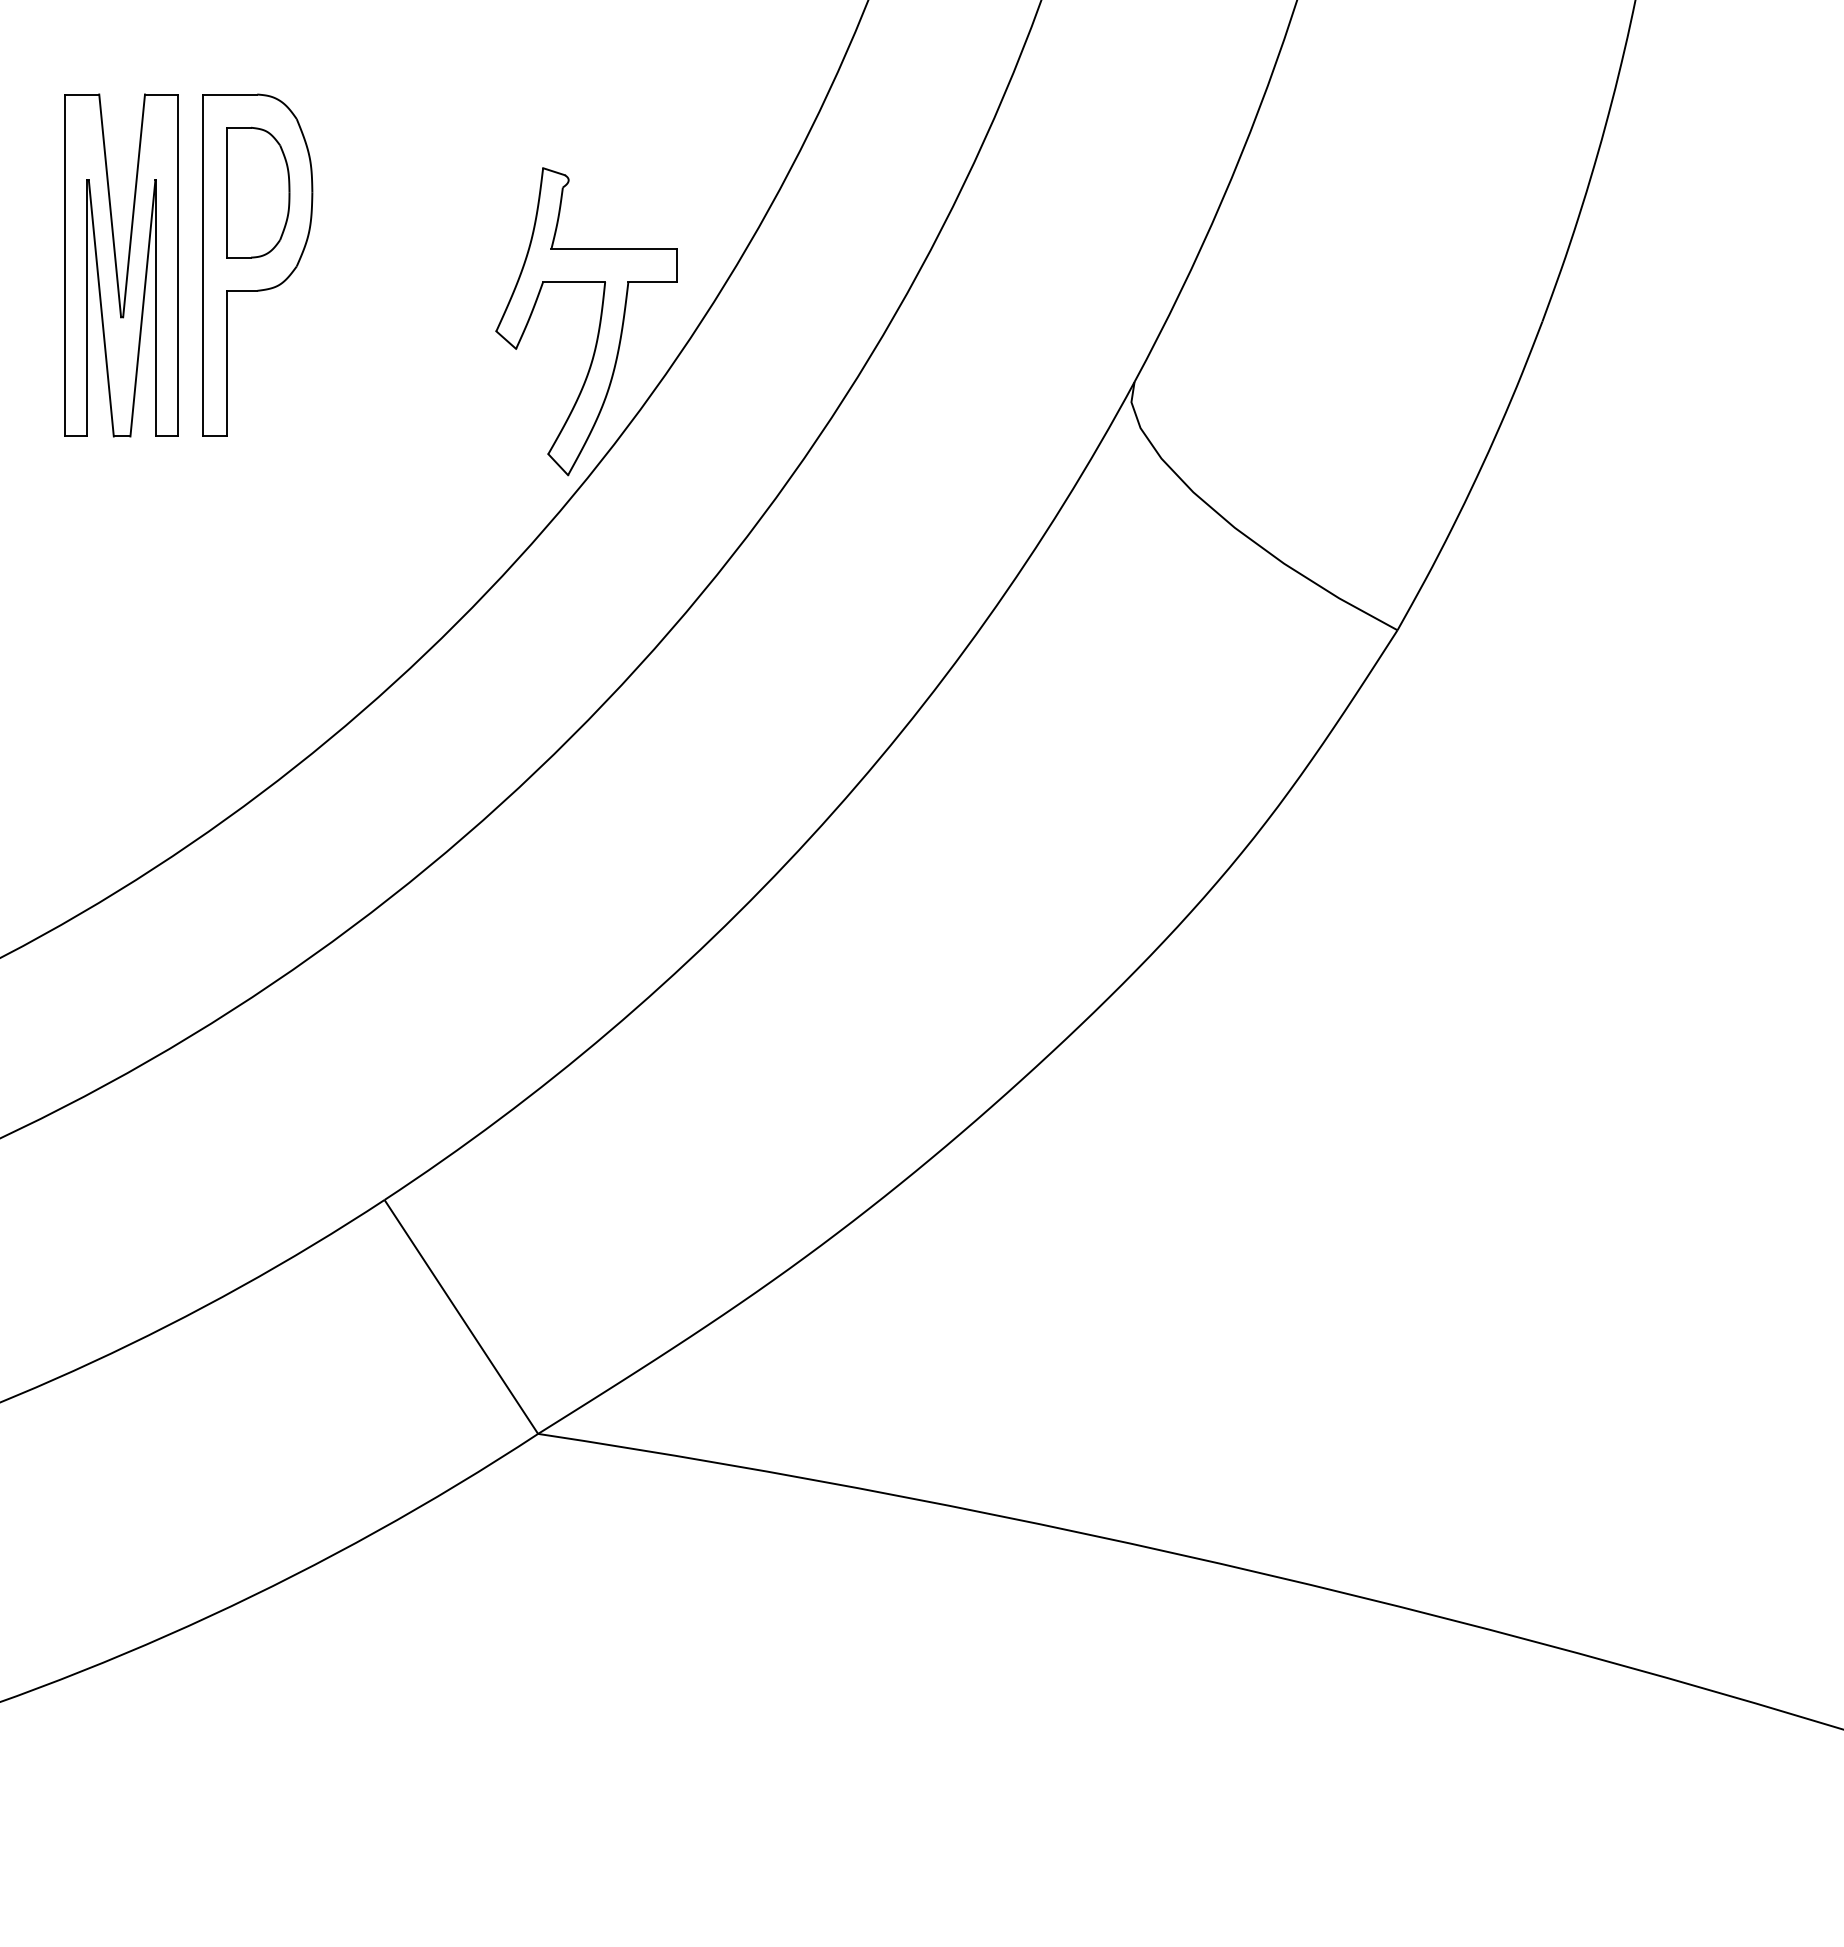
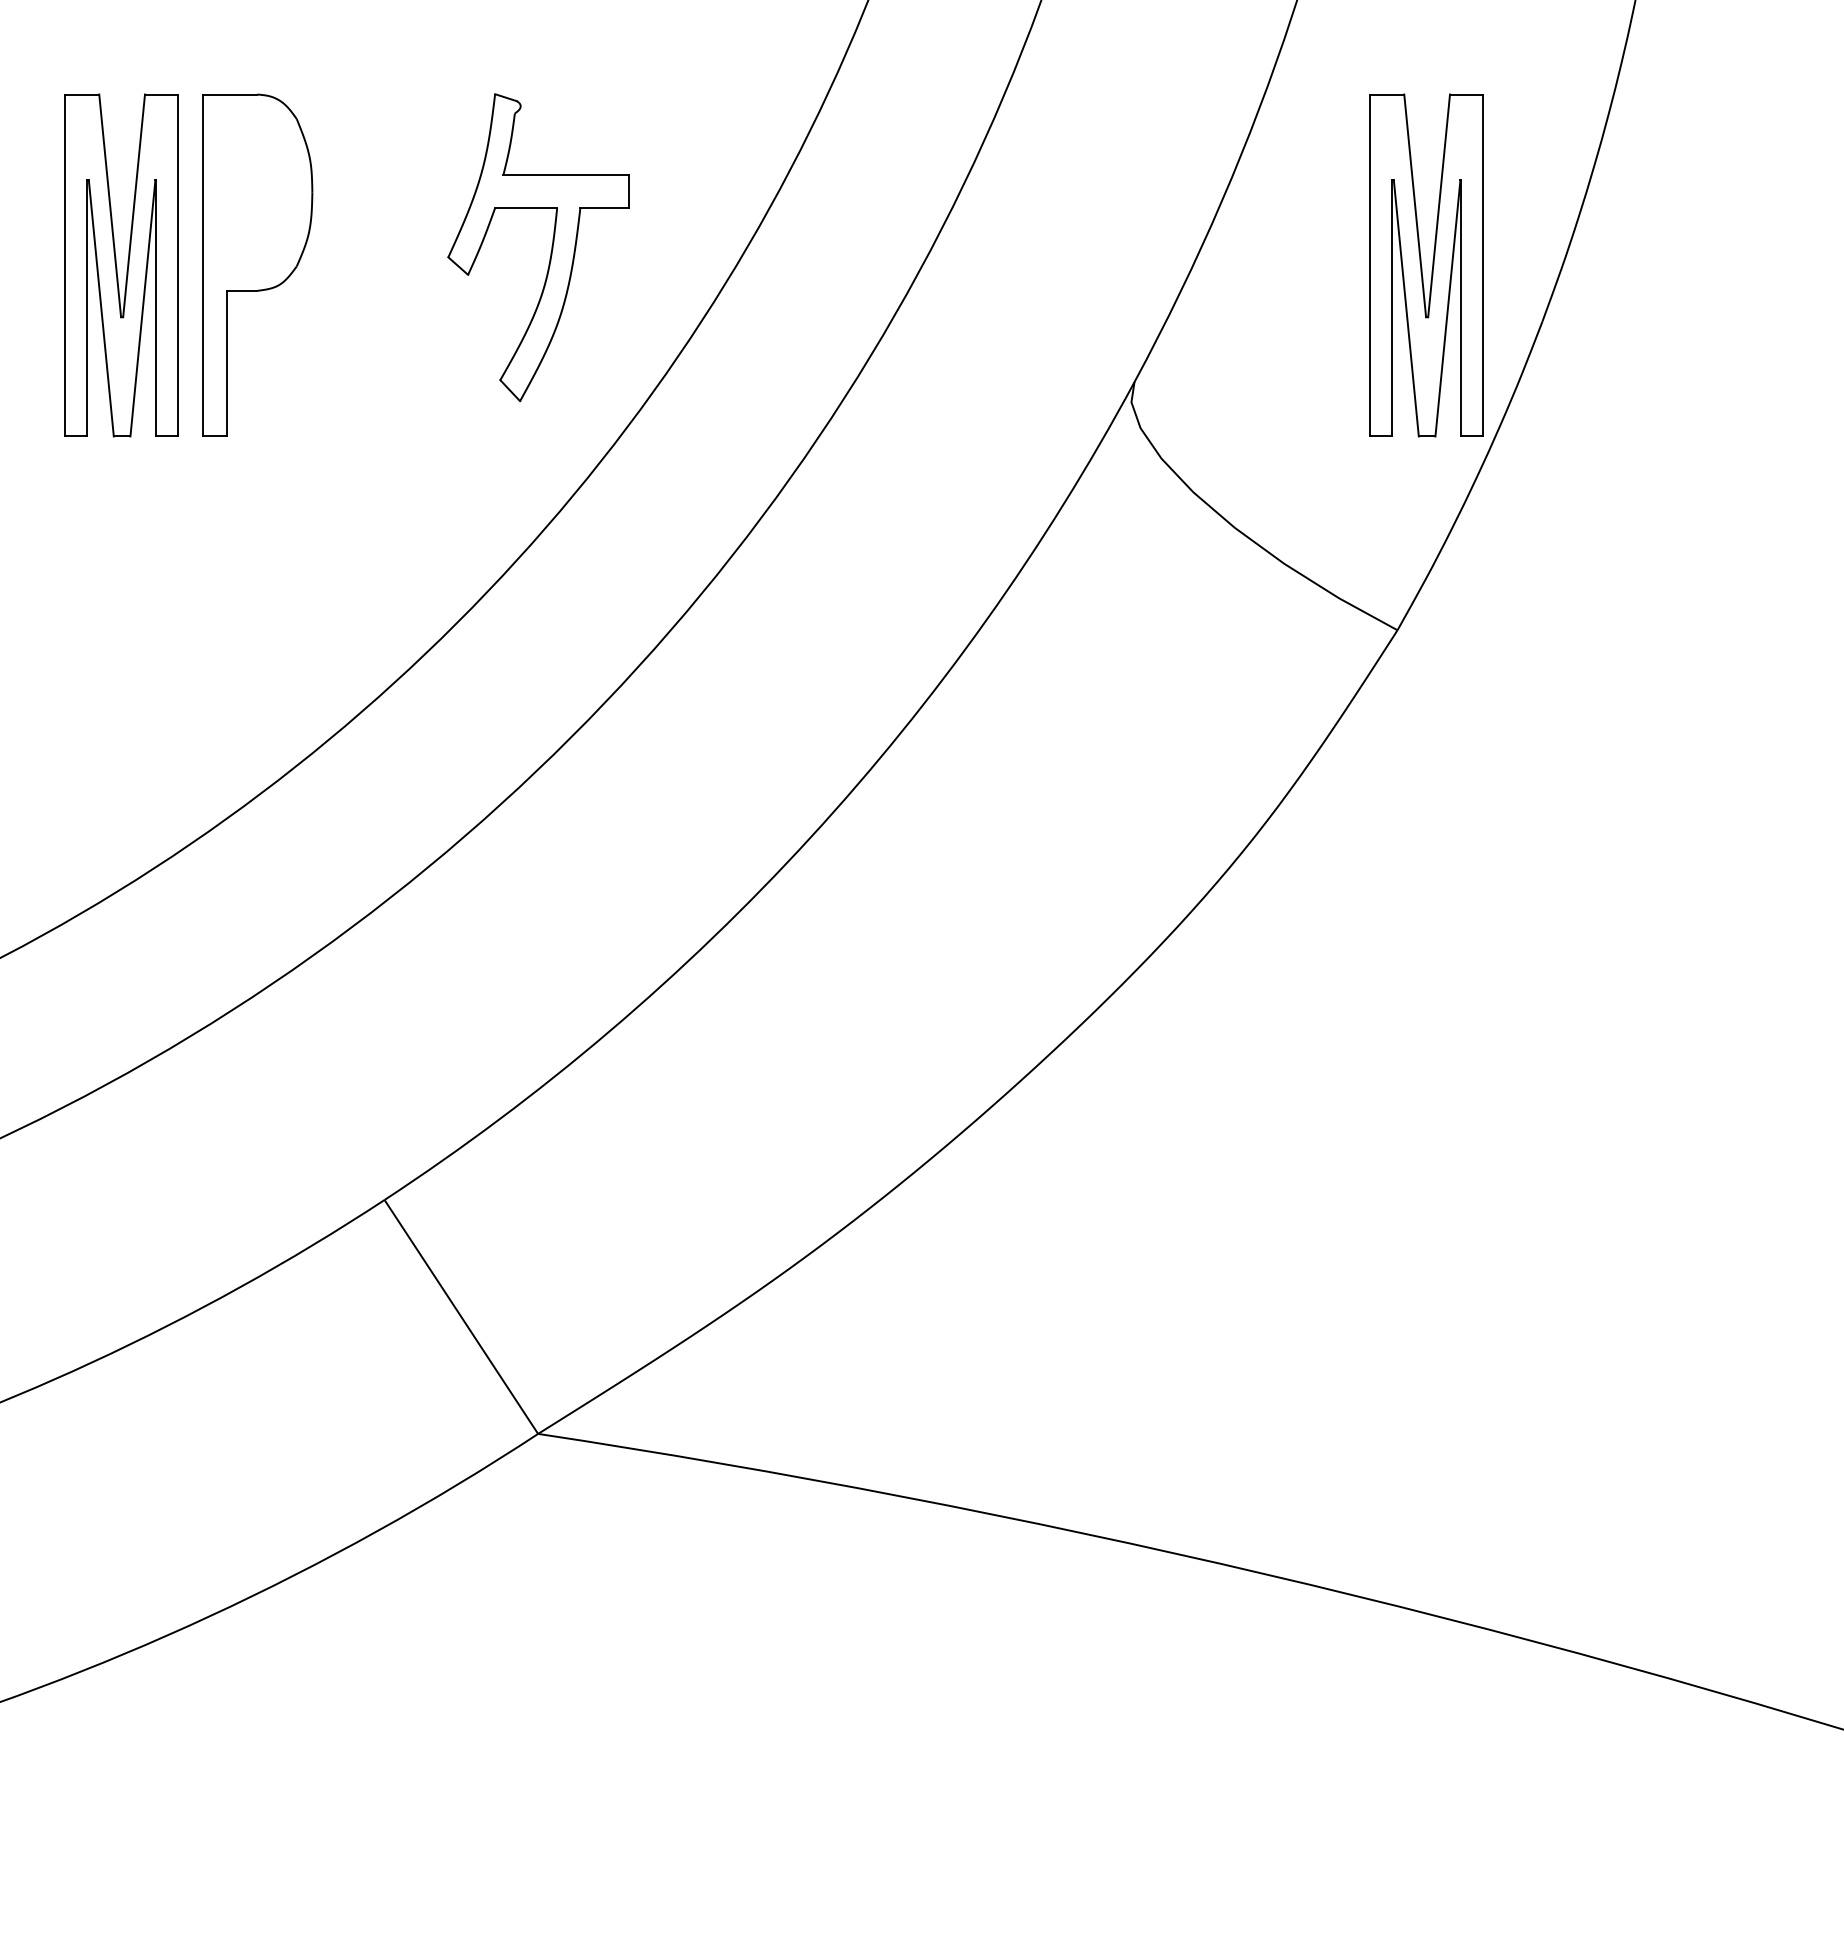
part: present -> none (258, 192)
part: none -> present (1426, 265)
part position: (599, 321) -> (551, 247) (551, 247)
